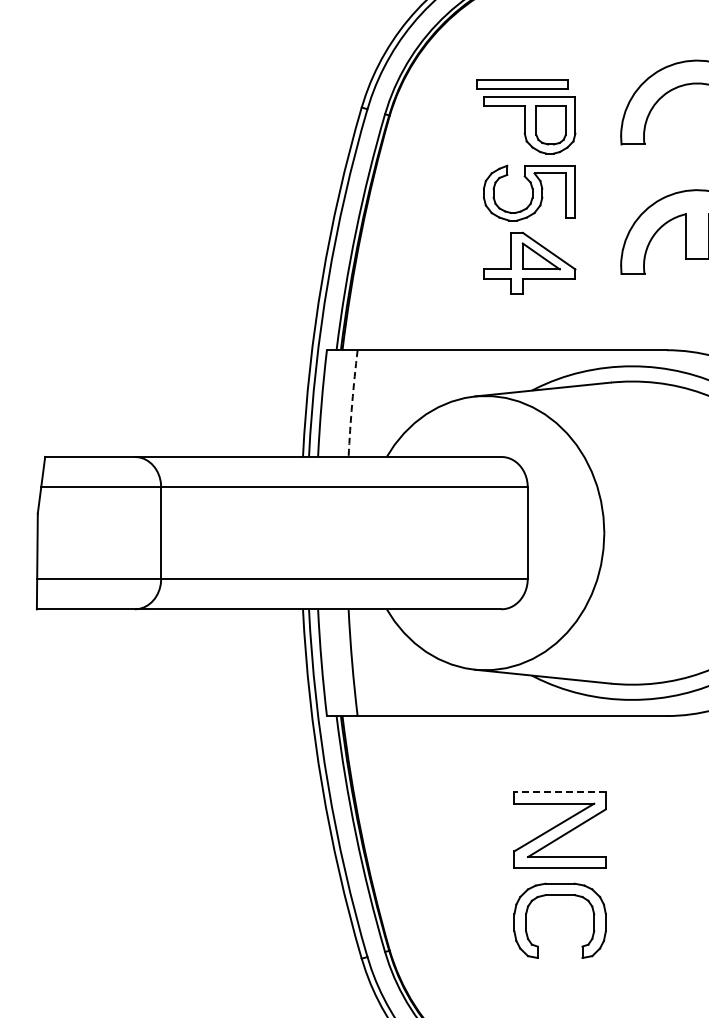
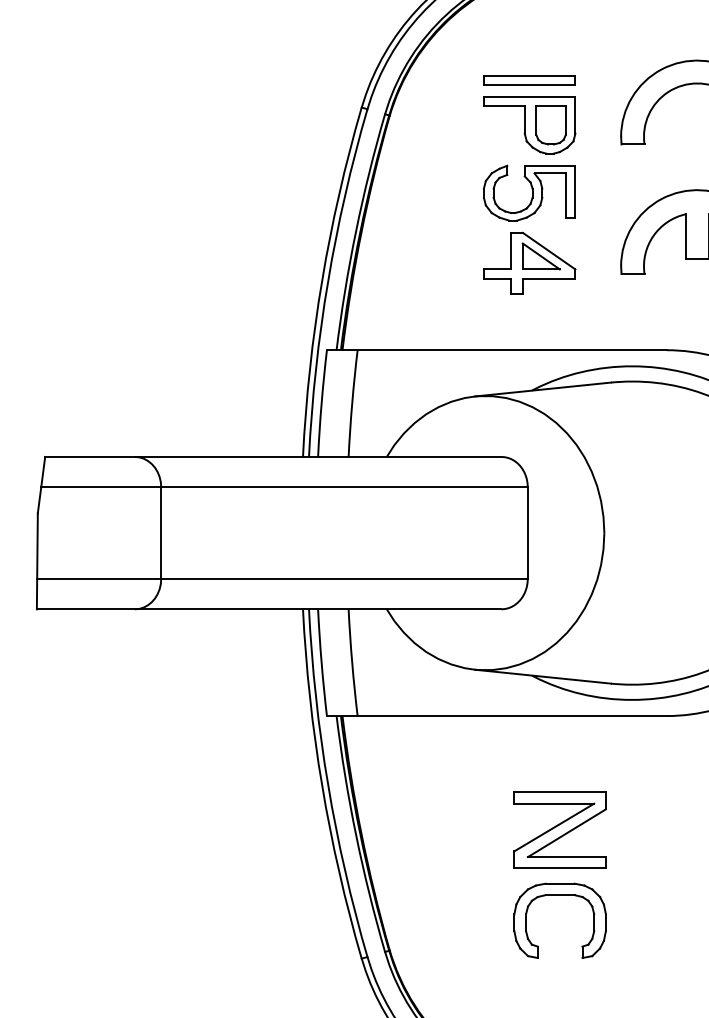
part position: (522, 84) -> (529, 80) (529, 80)
arc: dashed -> solid (352, 403)
line: dashed -> solid (560, 792)
